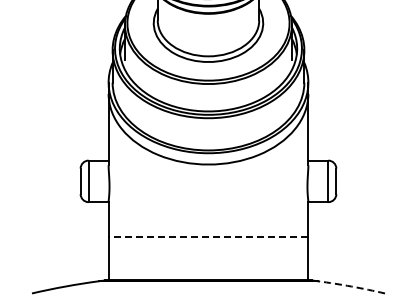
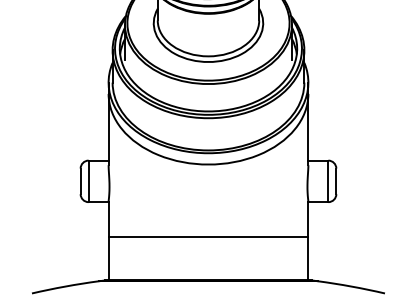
line: dashed -> solid (208, 236)
arc: dashed -> solid (351, 286)
